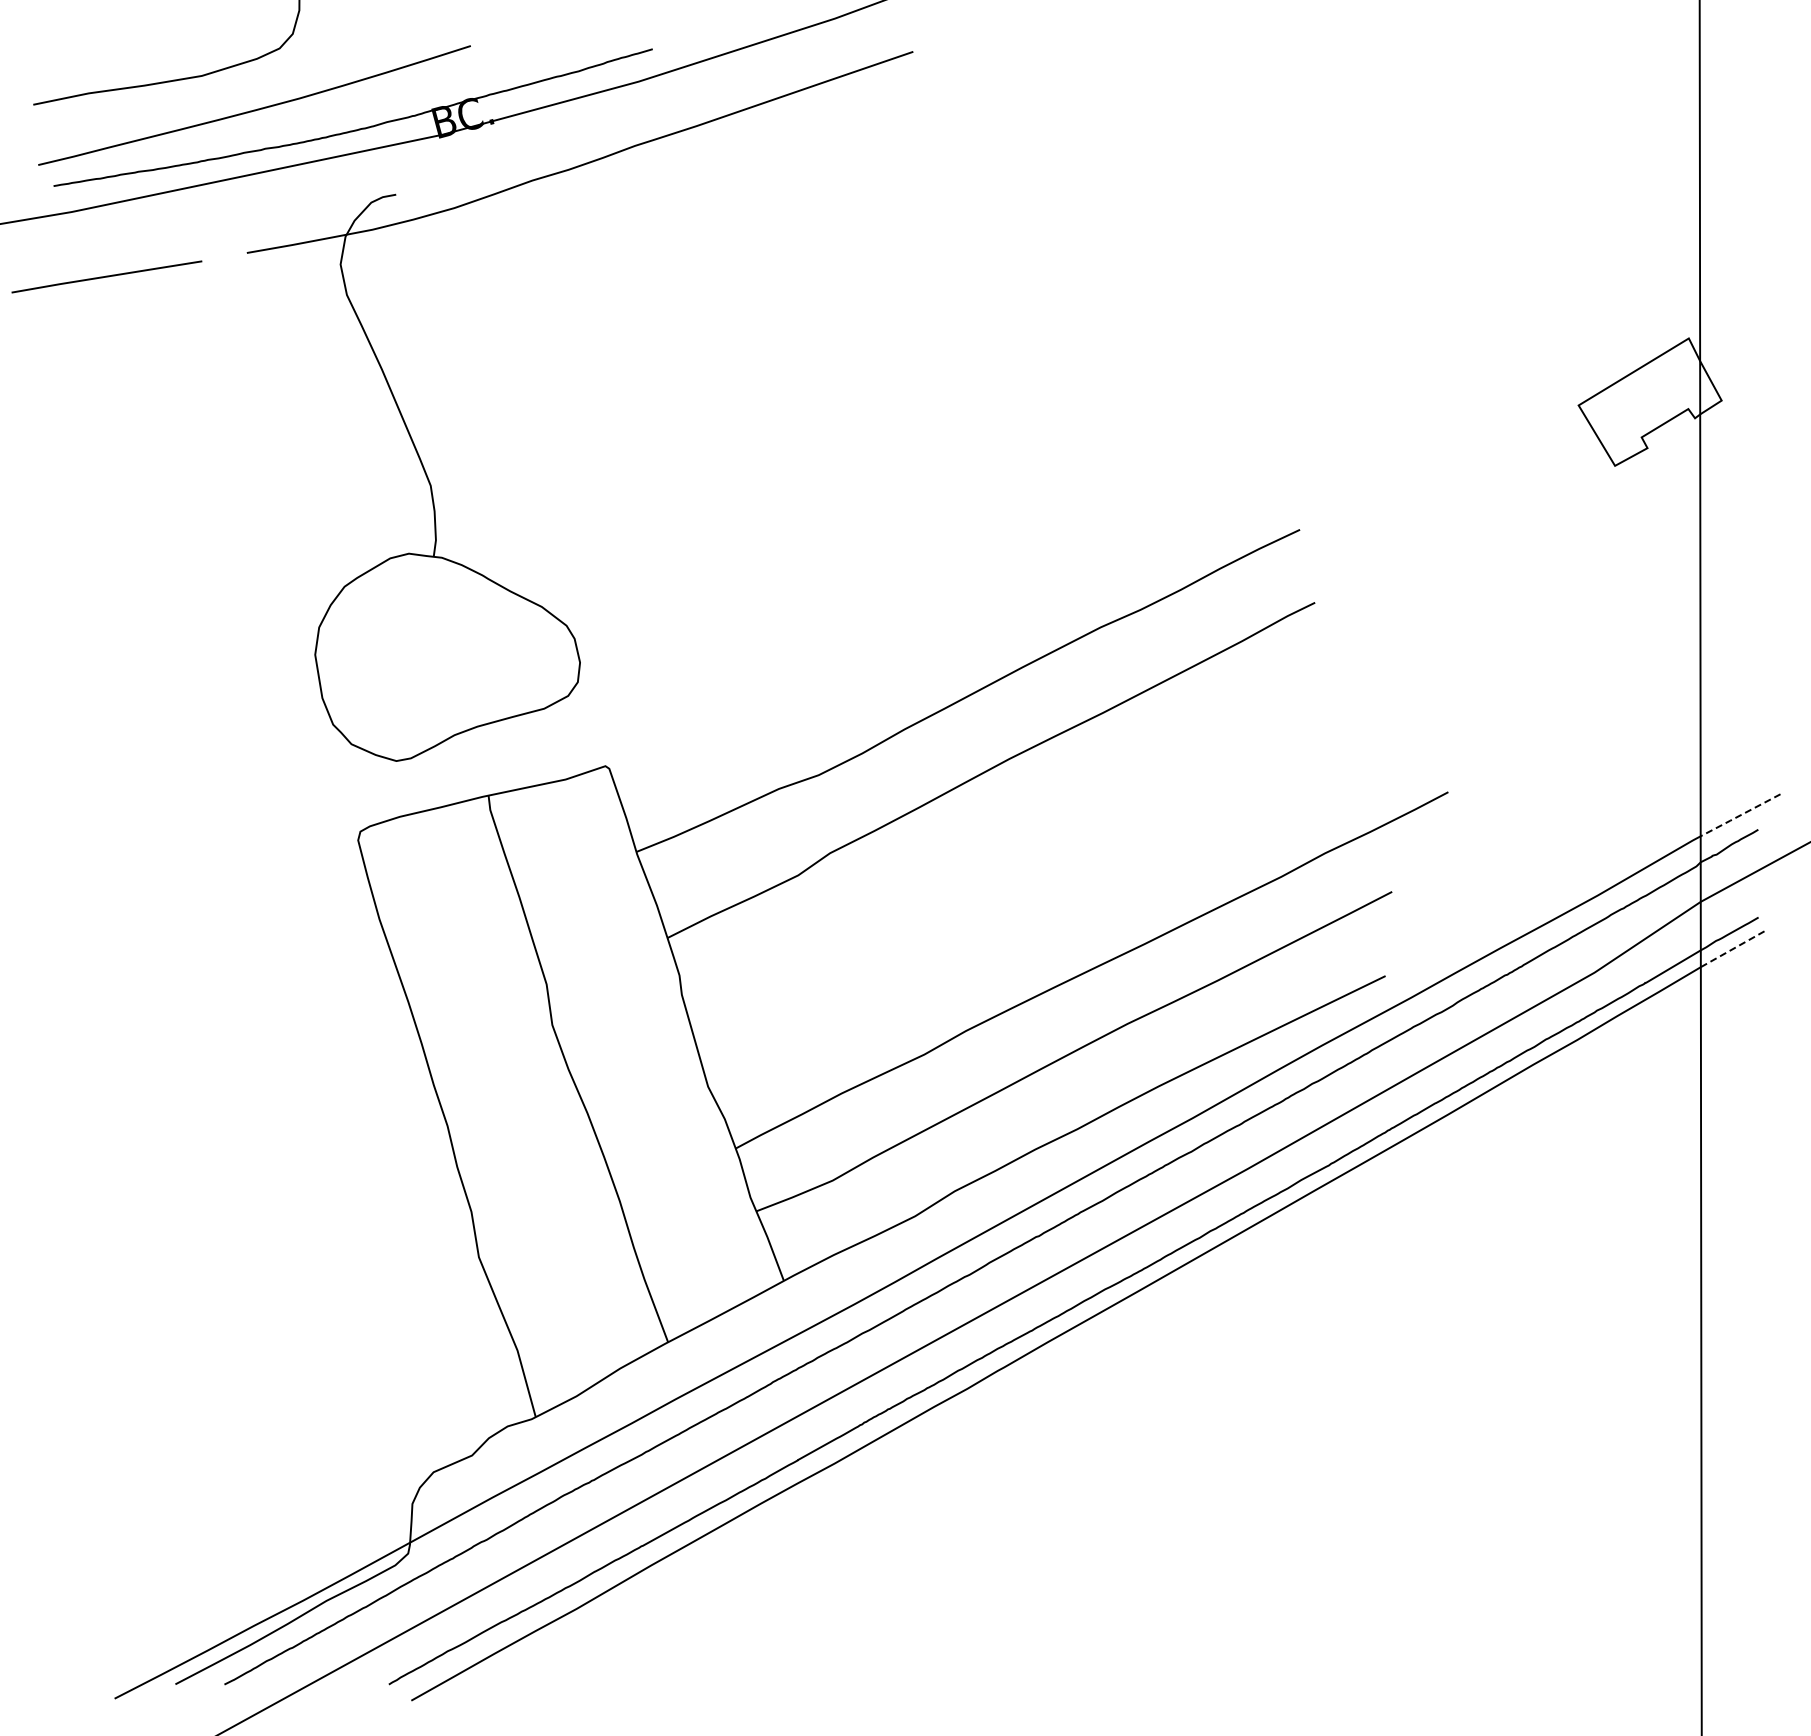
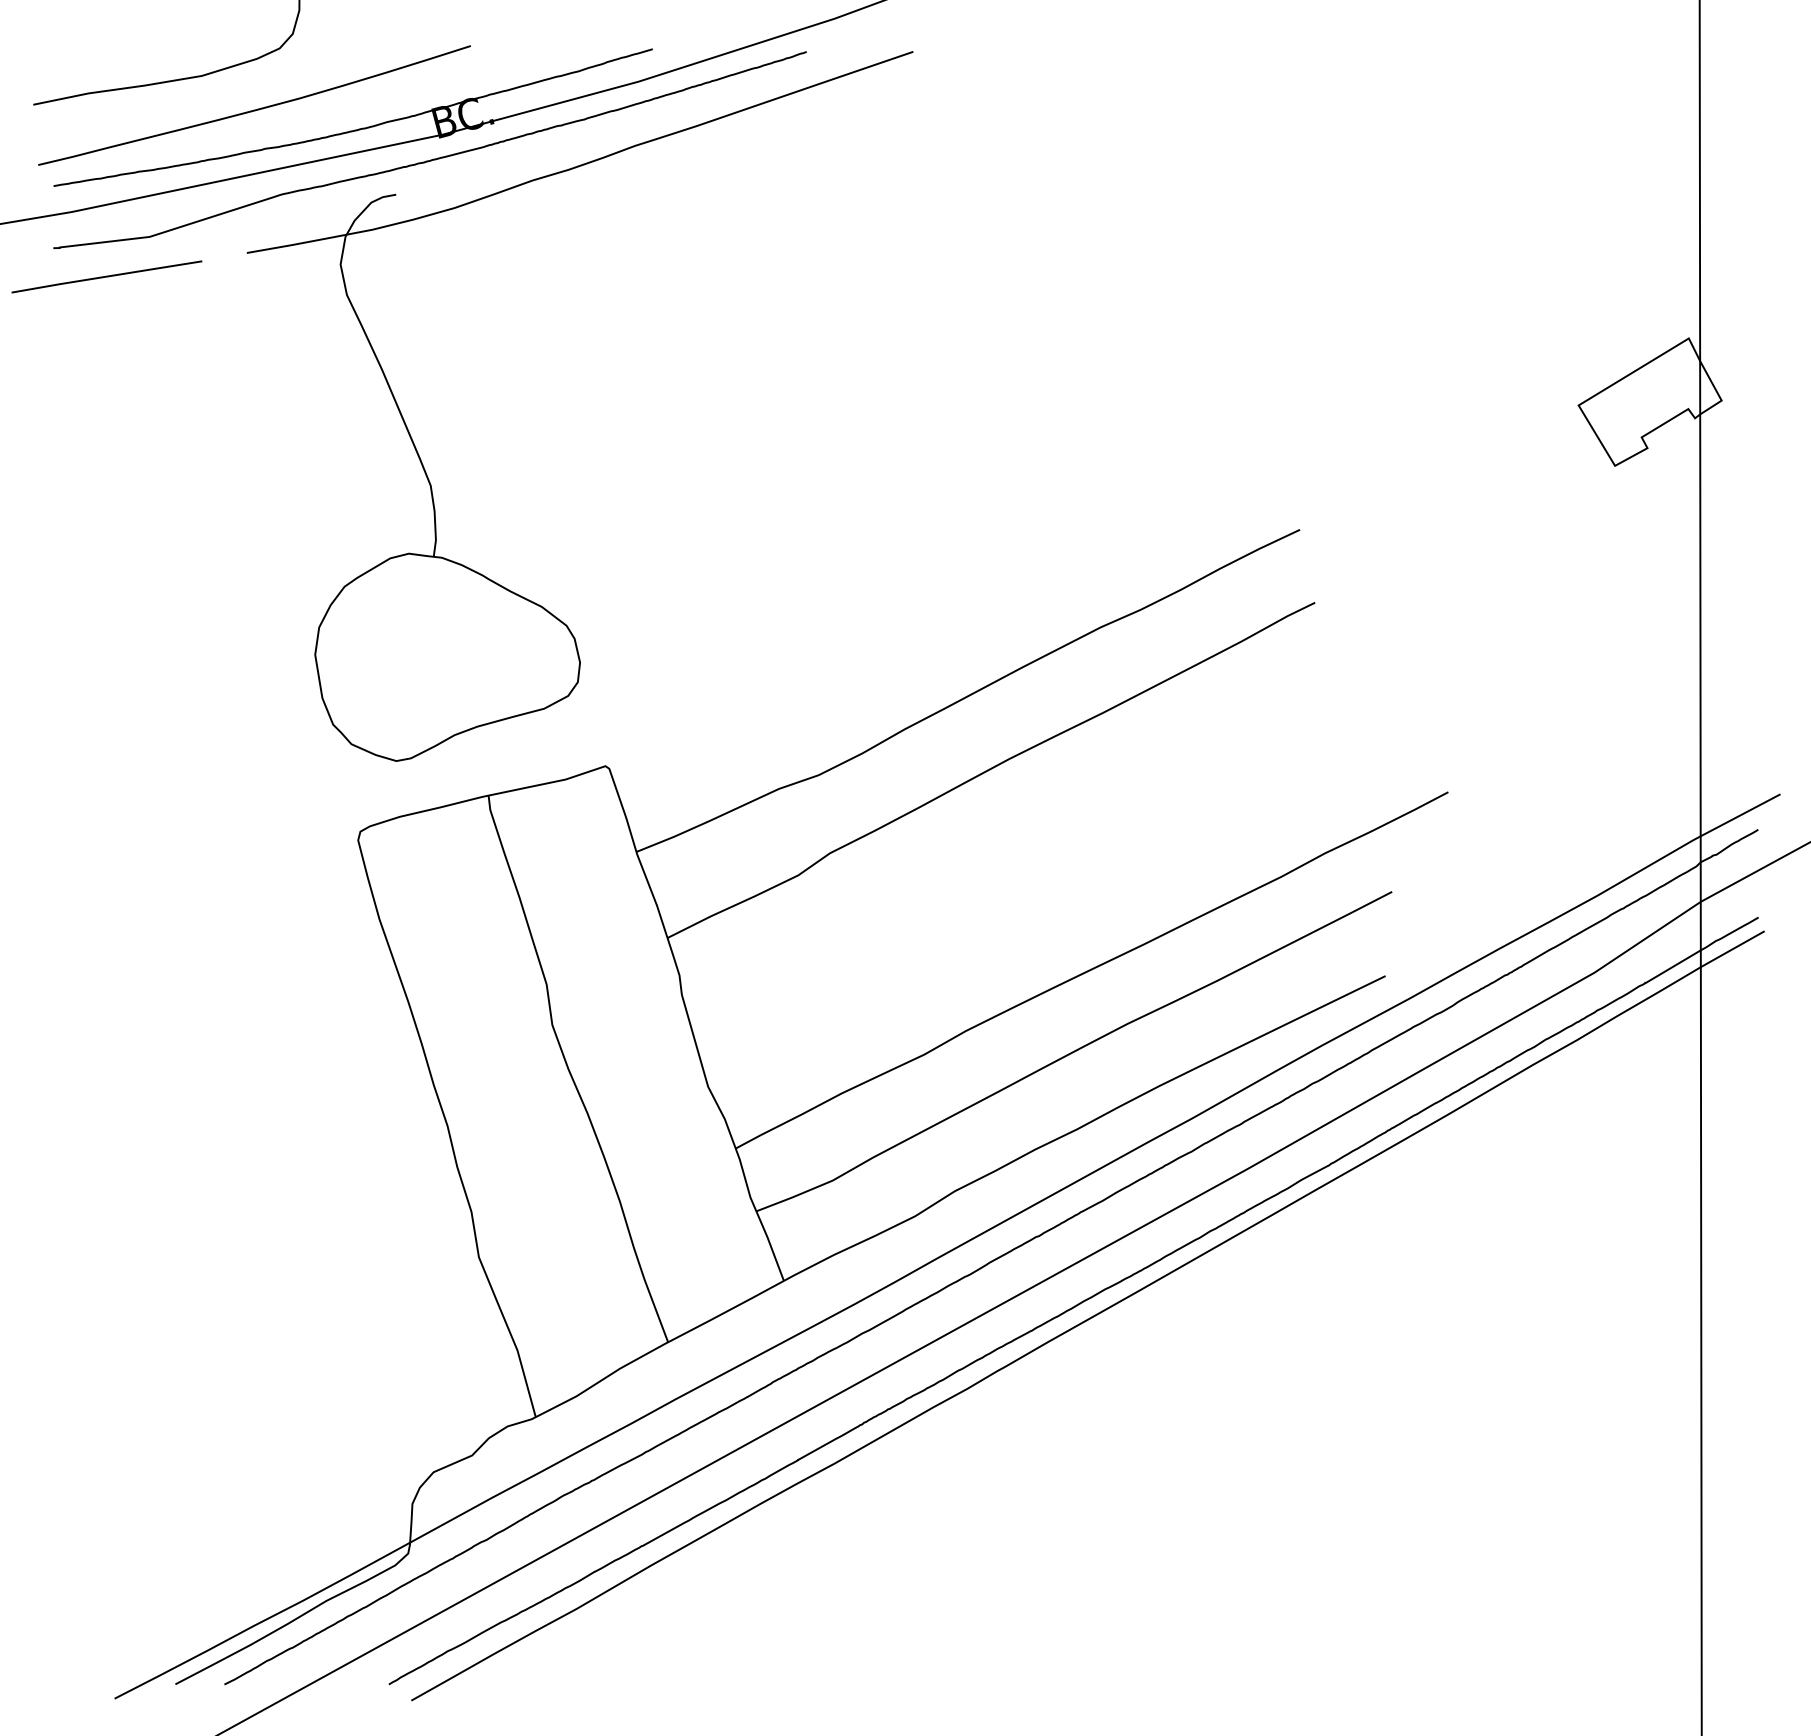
curve: none -> present (433, 158)
line: dashed -> solid (1739, 815)
line: dashed -> solid (1732, 949)
